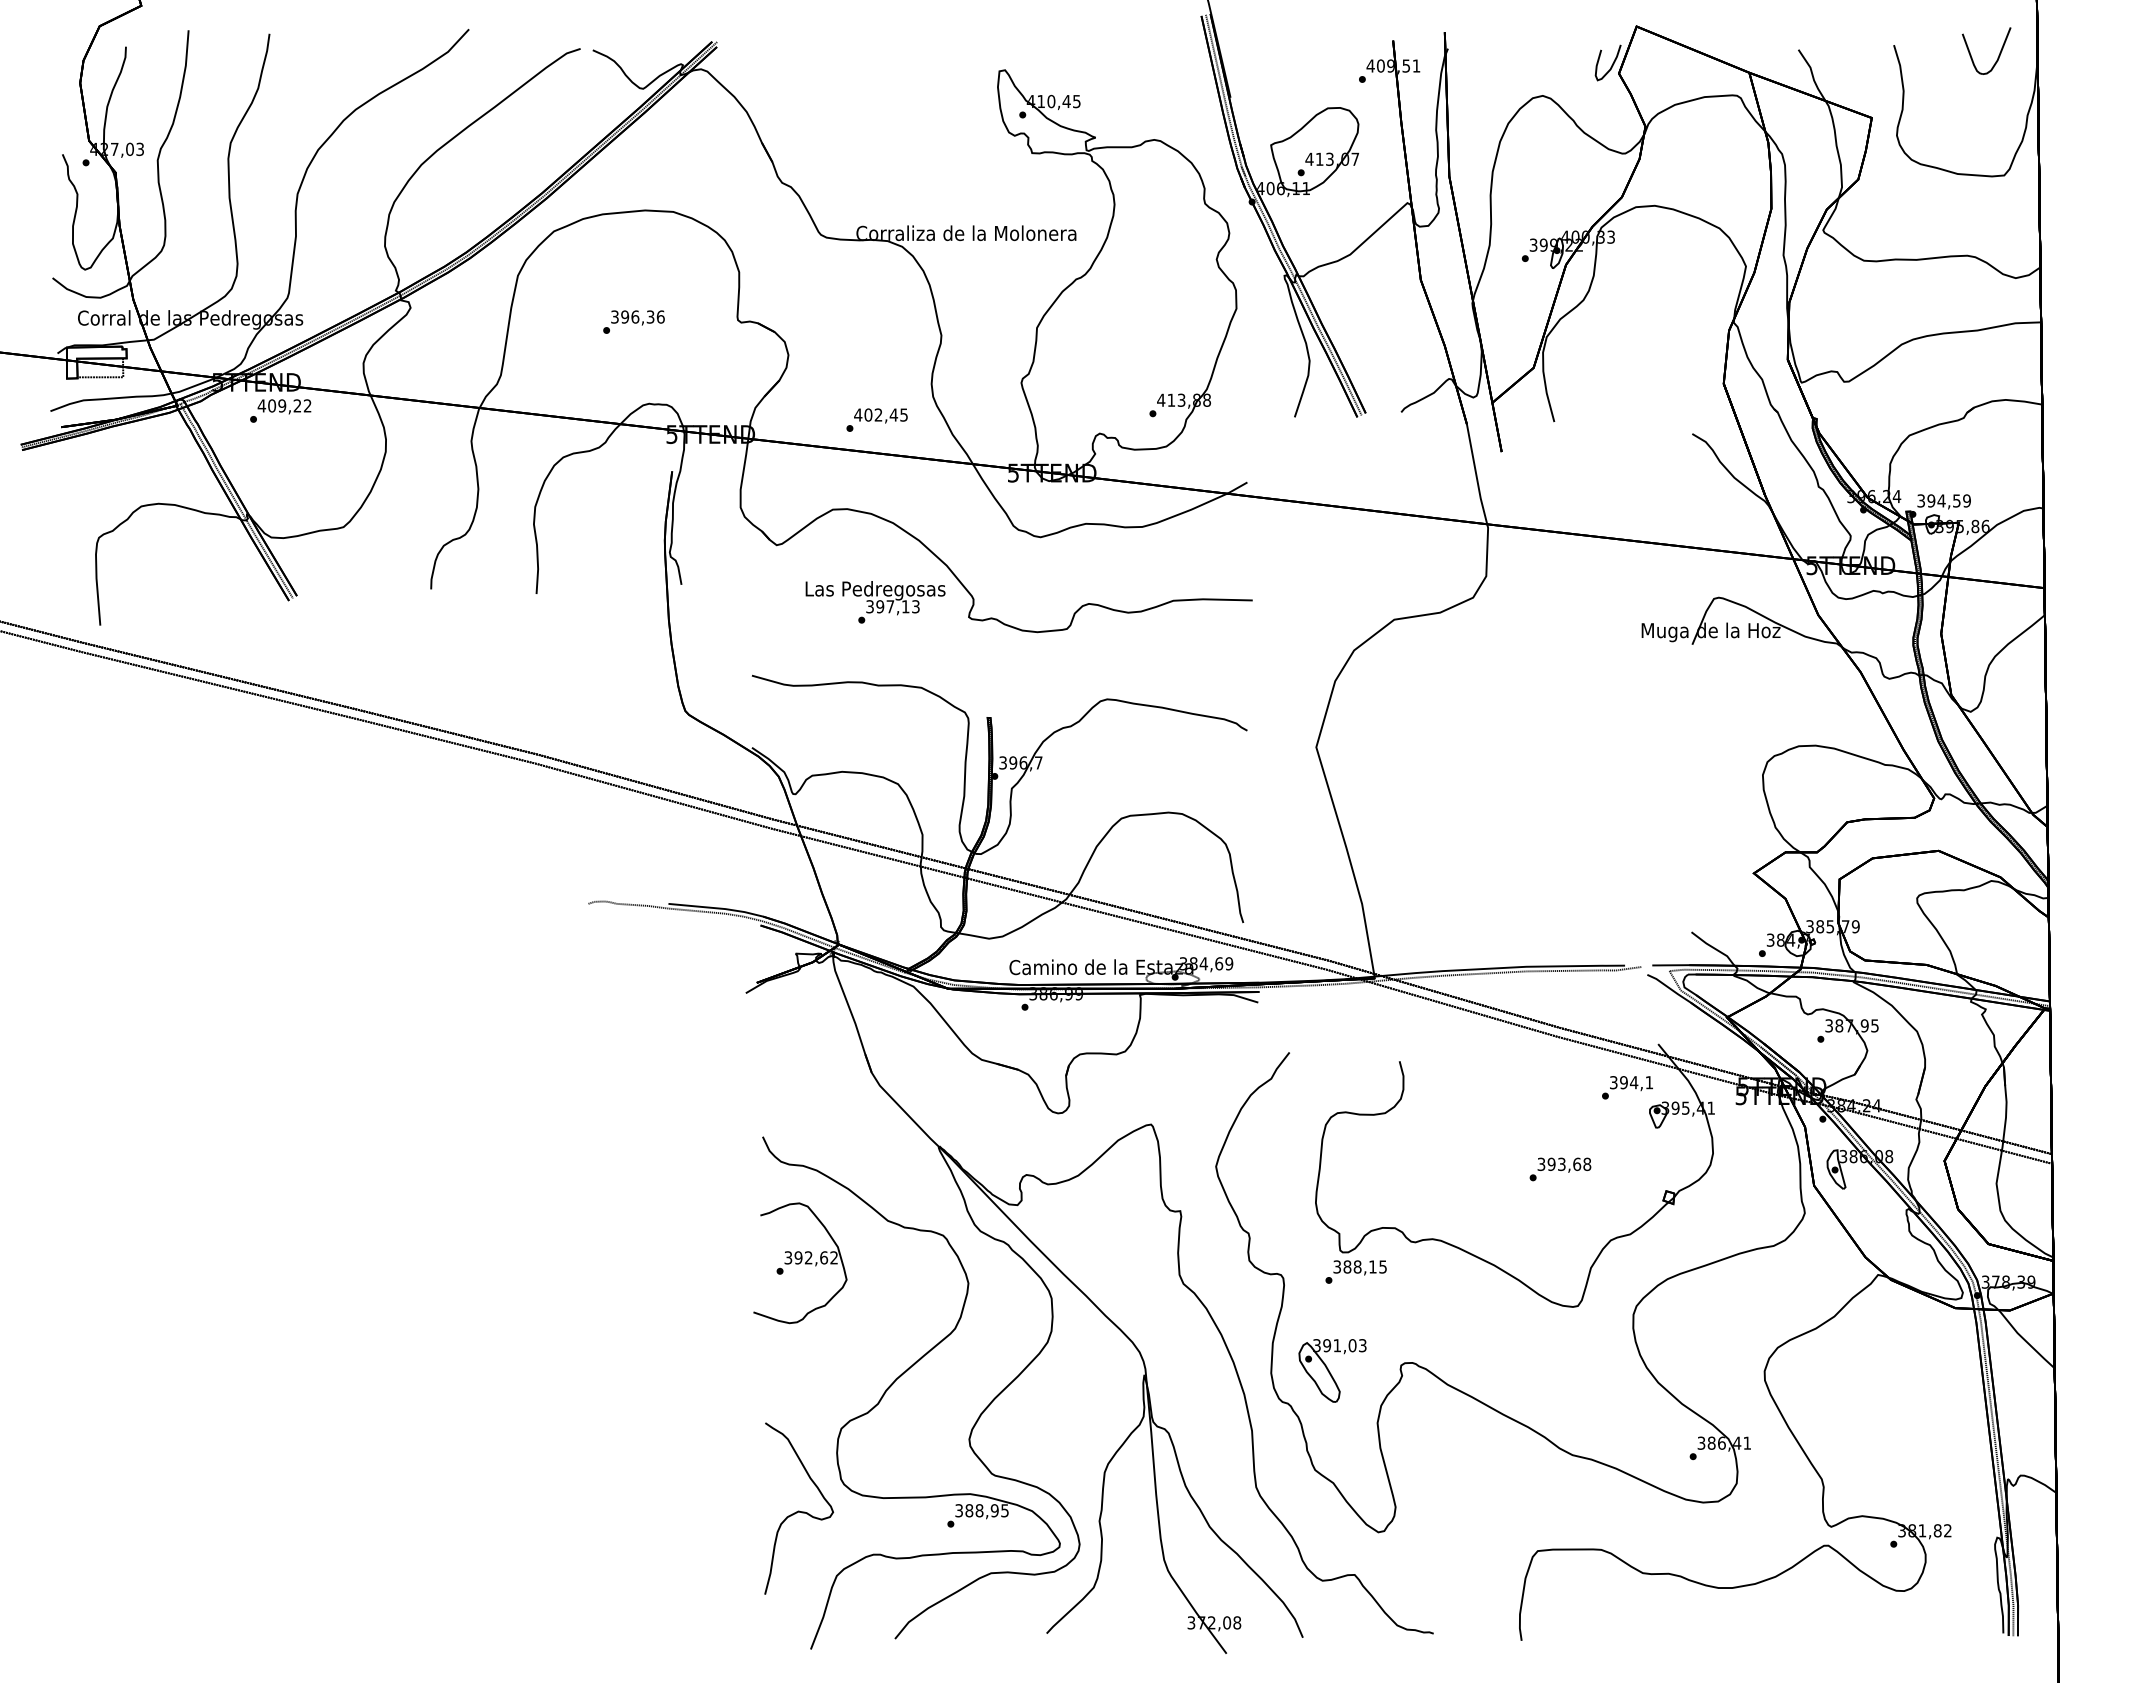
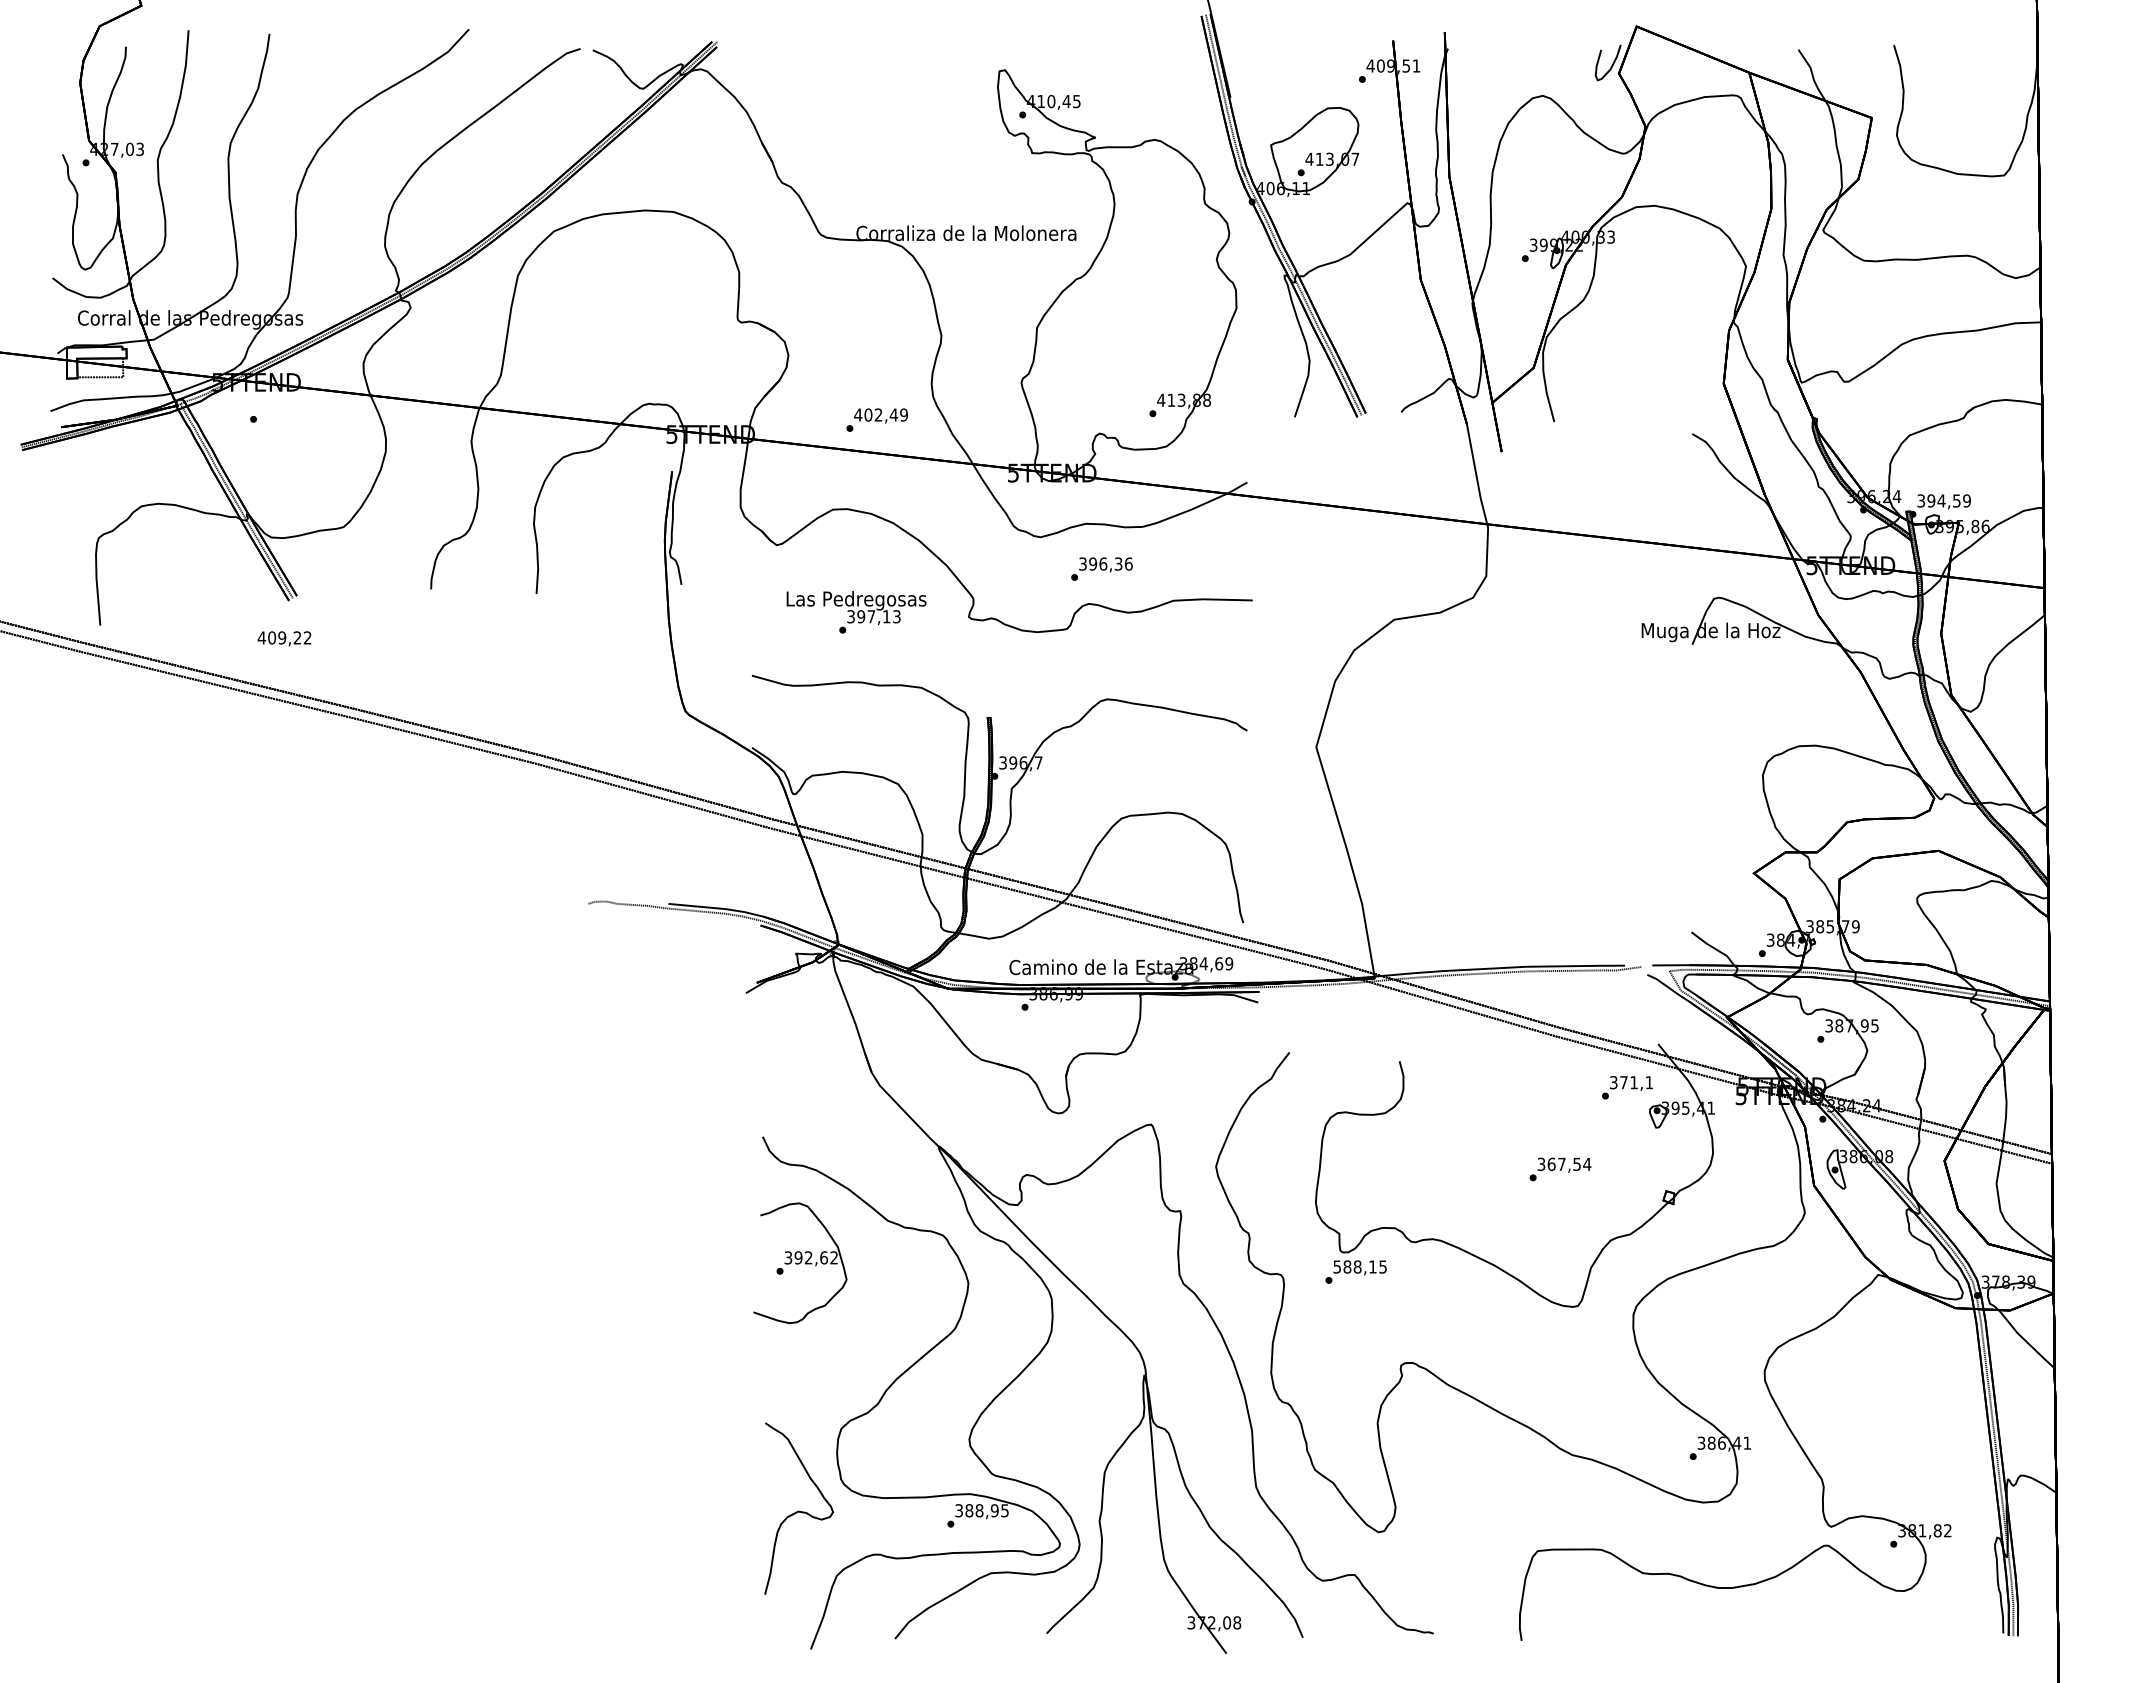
part: present -> none (1998, 55)
text position: (633, 321) -> (1101, 568) (1101, 568)
text position: (284, 406) -> (284, 638) (284, 638)
text: 402,45 -> 402,49 (903, 414)
text position: (875, 602) -> (856, 612) (856, 612)
text: 394,1 -> 371,1 (1629, 1082)
text: 393,68 -> 367,54 (1569, 1164)
text: 388,15 -> 588,15 (1336, 1266)
part: present -> none (1332, 1370)
